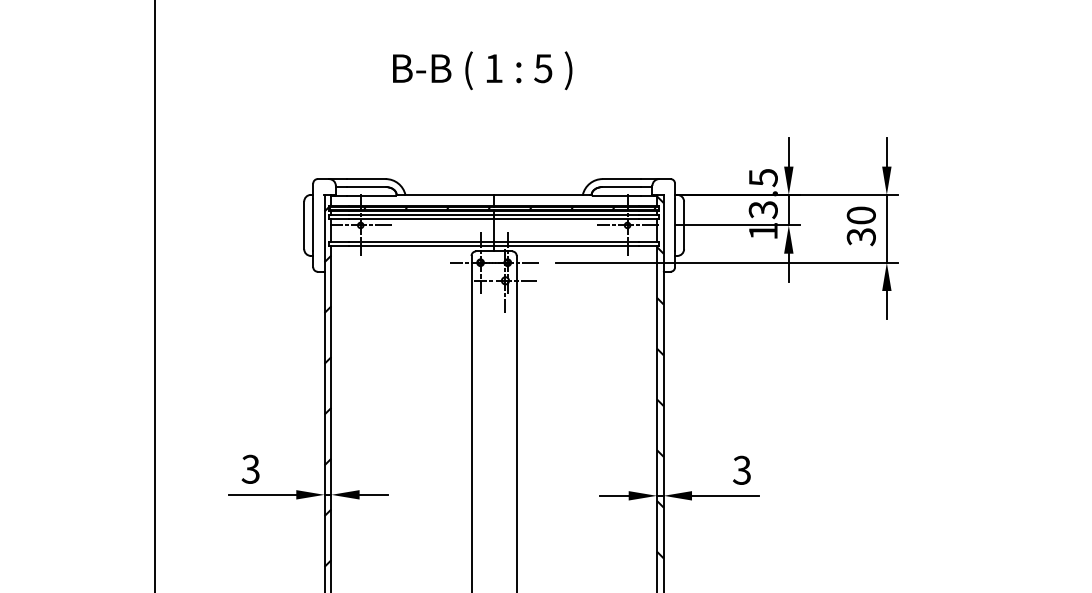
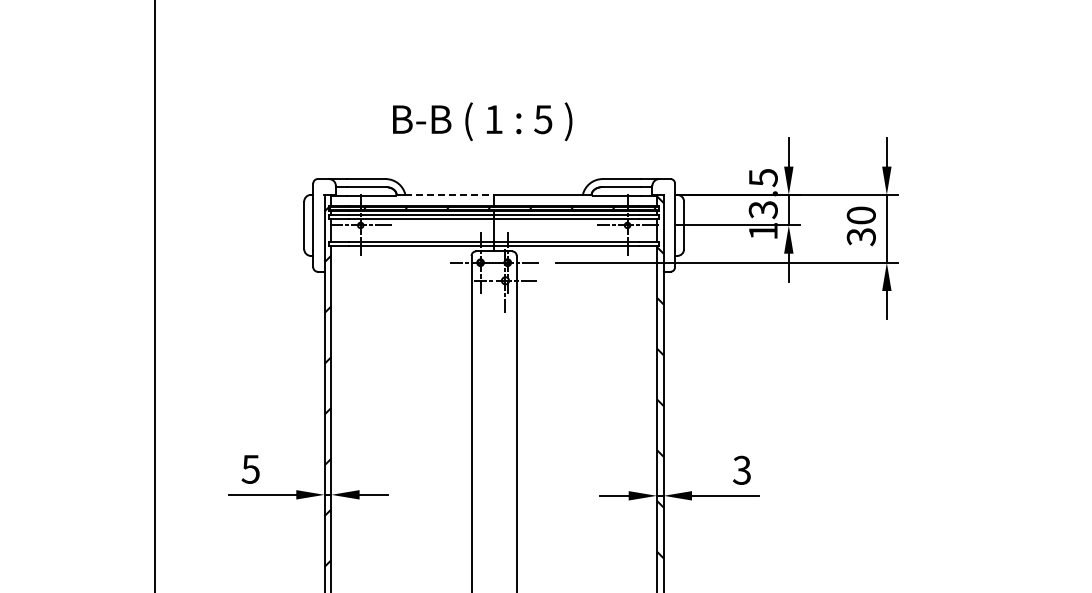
text position: (482, 70) -> (482, 121) (482, 121)
line: solid -> dashed (449, 194)
text: 3 -> 5 (250, 468)
